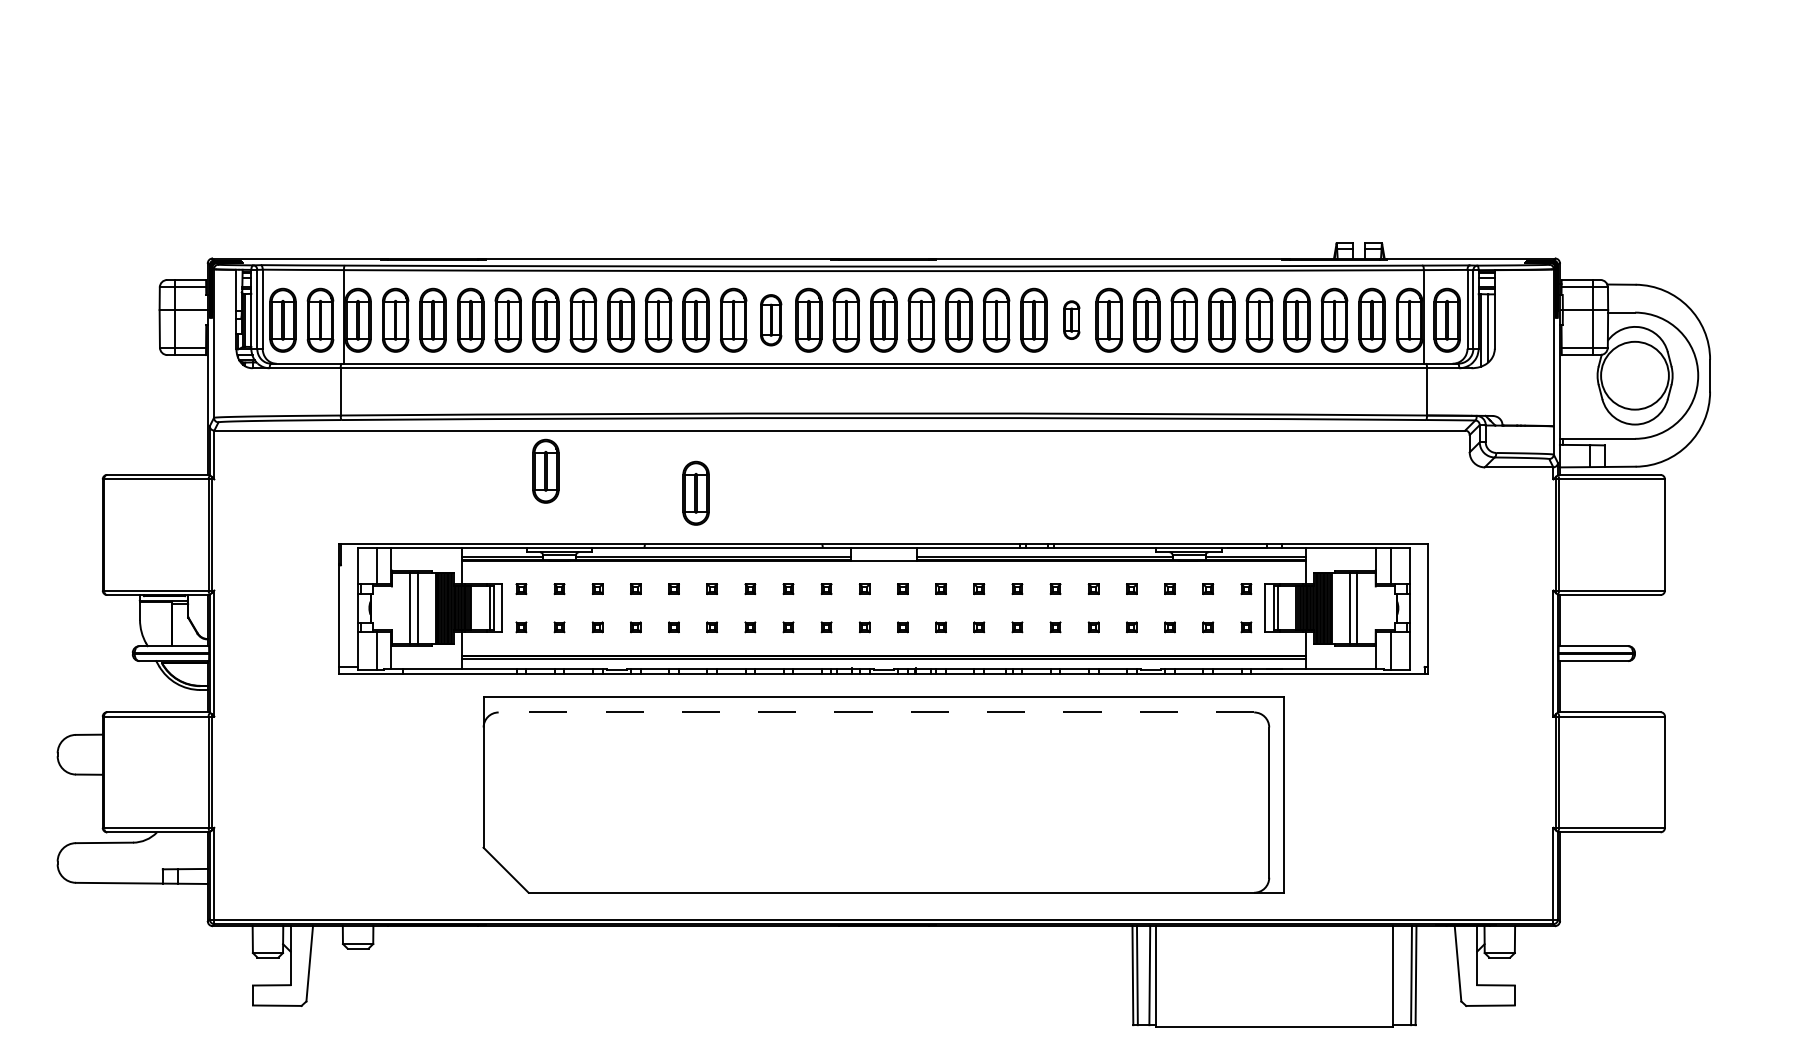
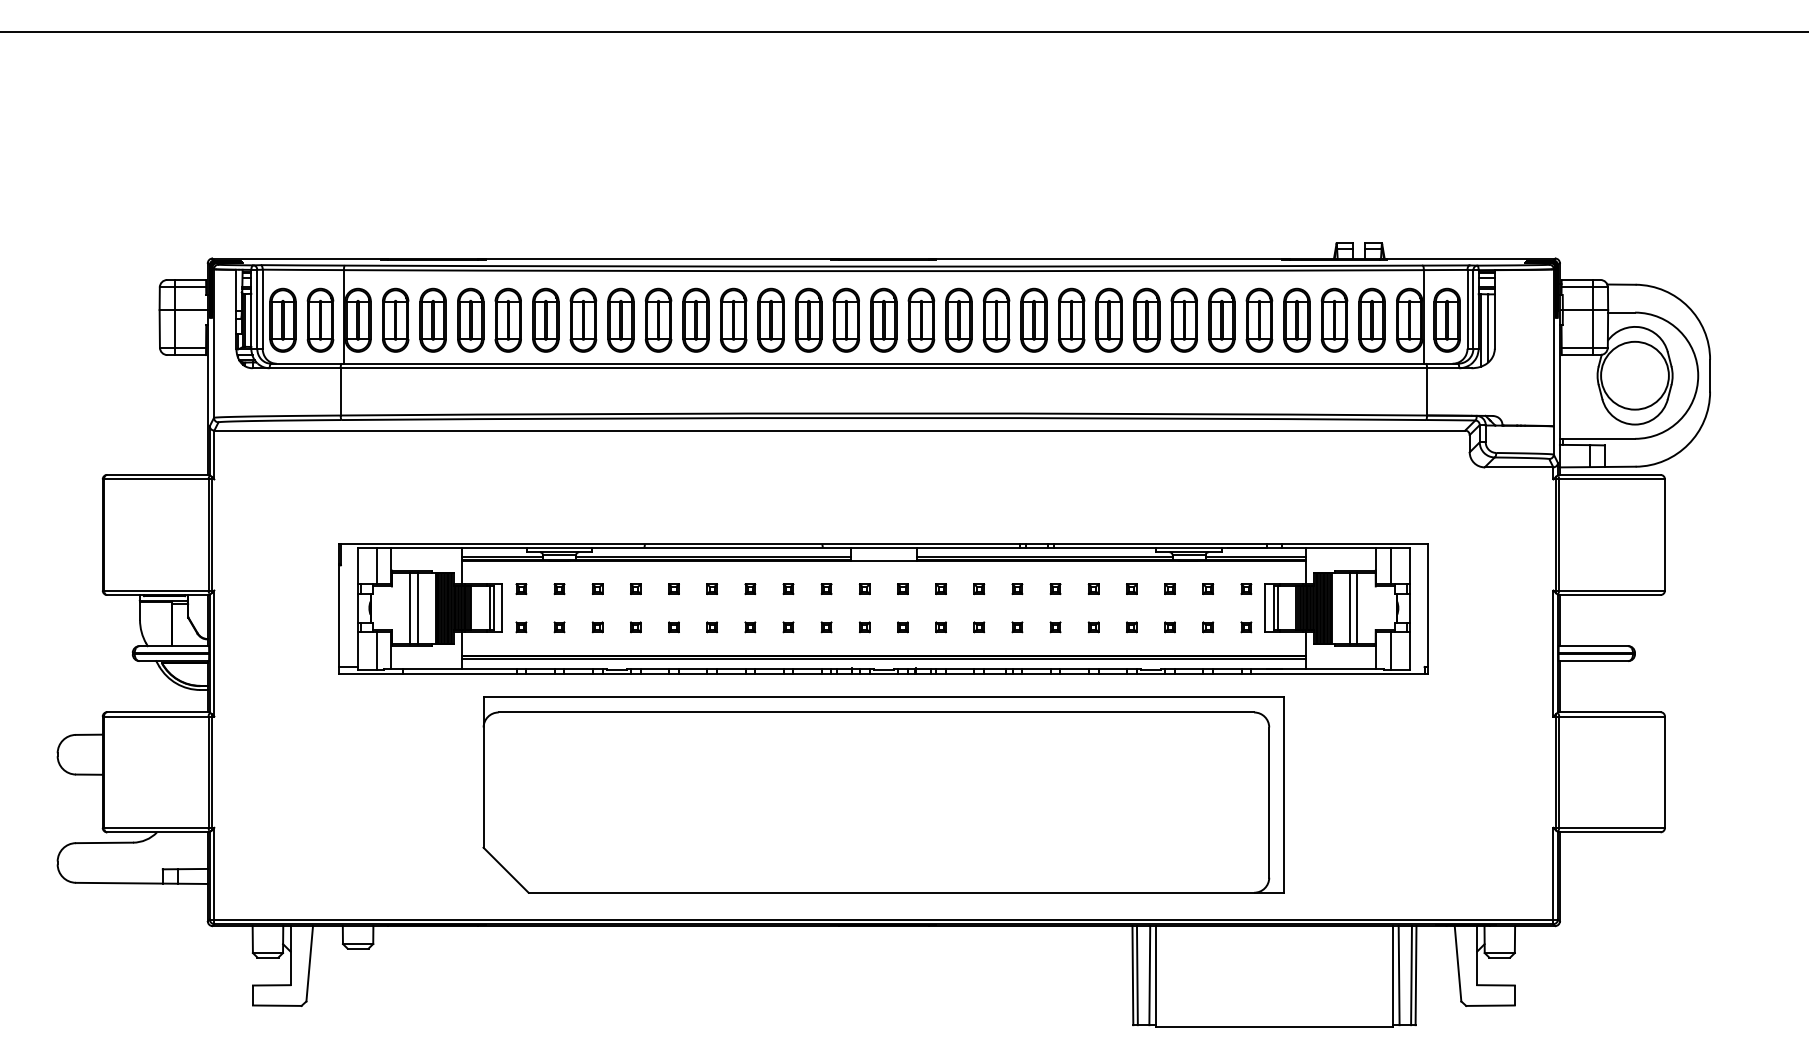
line: none -> present (903, 31)
part size: 18x40 px -> 28x66 px (1071, 319)
part size: 23x53 px -> 28x66 px (770, 319)
part: present -> none (545, 470)
part: present -> none (695, 492)
line: dashed -> solid (876, 712)
line: none -> present (1398, 975)
